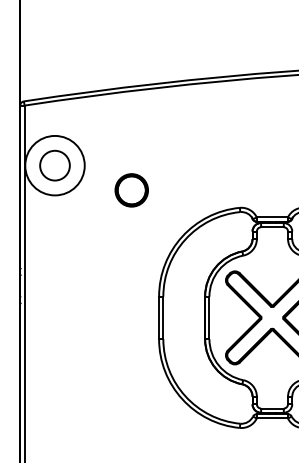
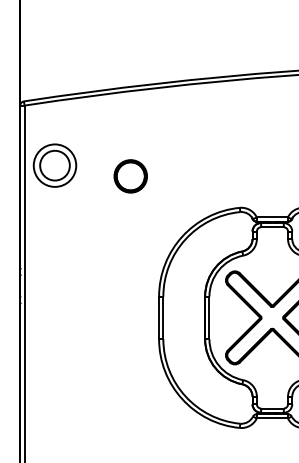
circle diameter: 59 px -> 42 px (54, 165)
part position: (131, 190) -> (130, 176) (130, 176)
